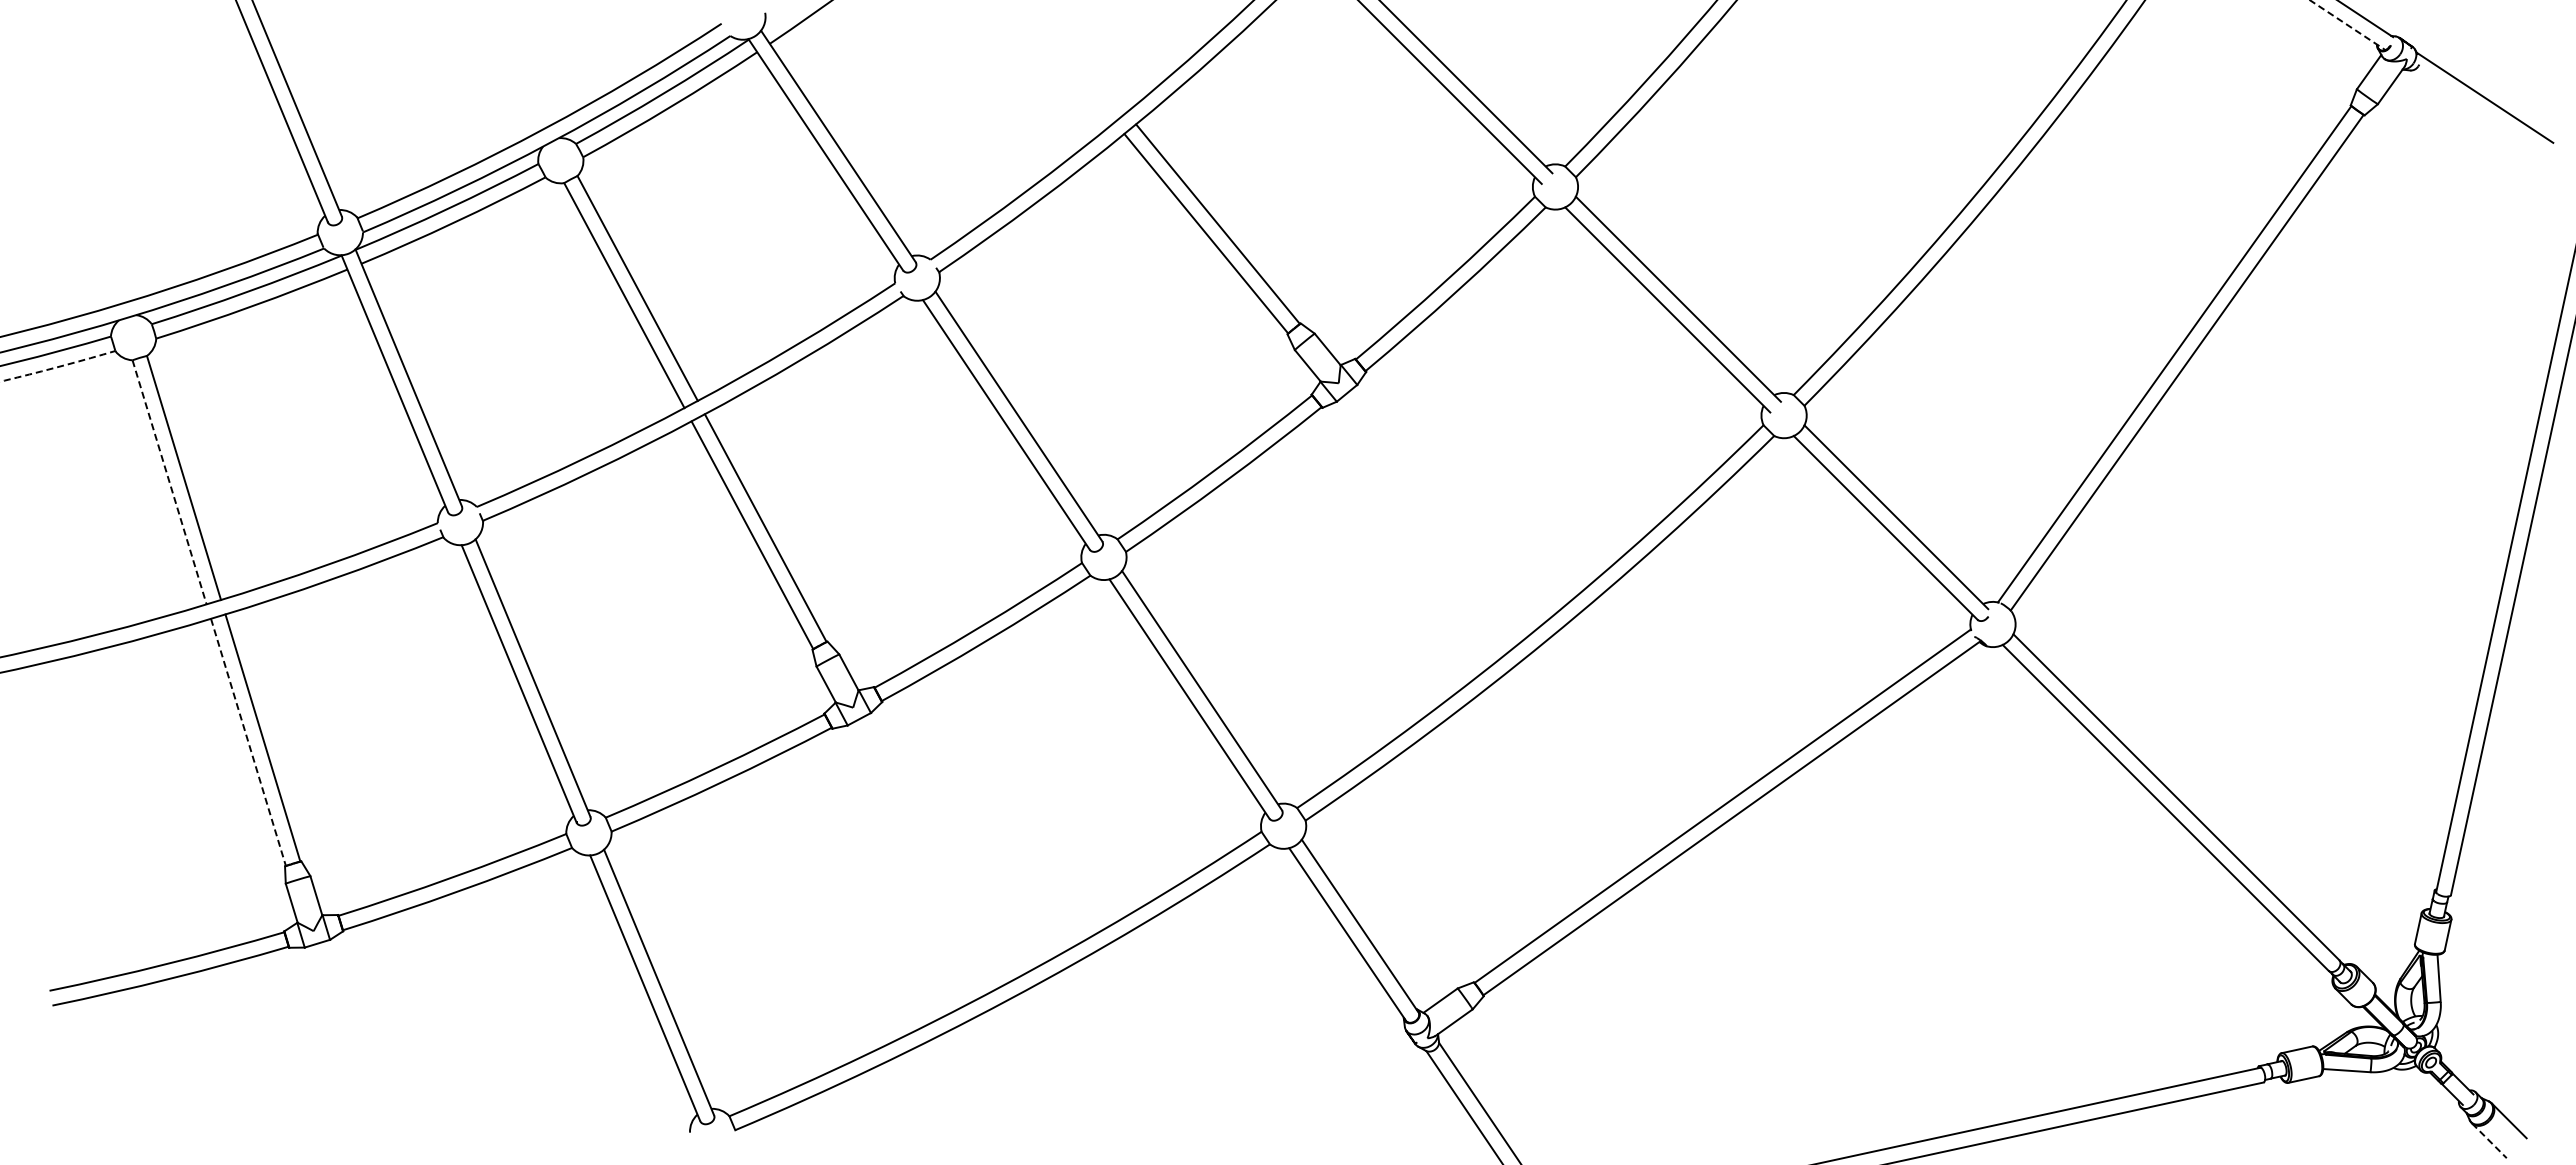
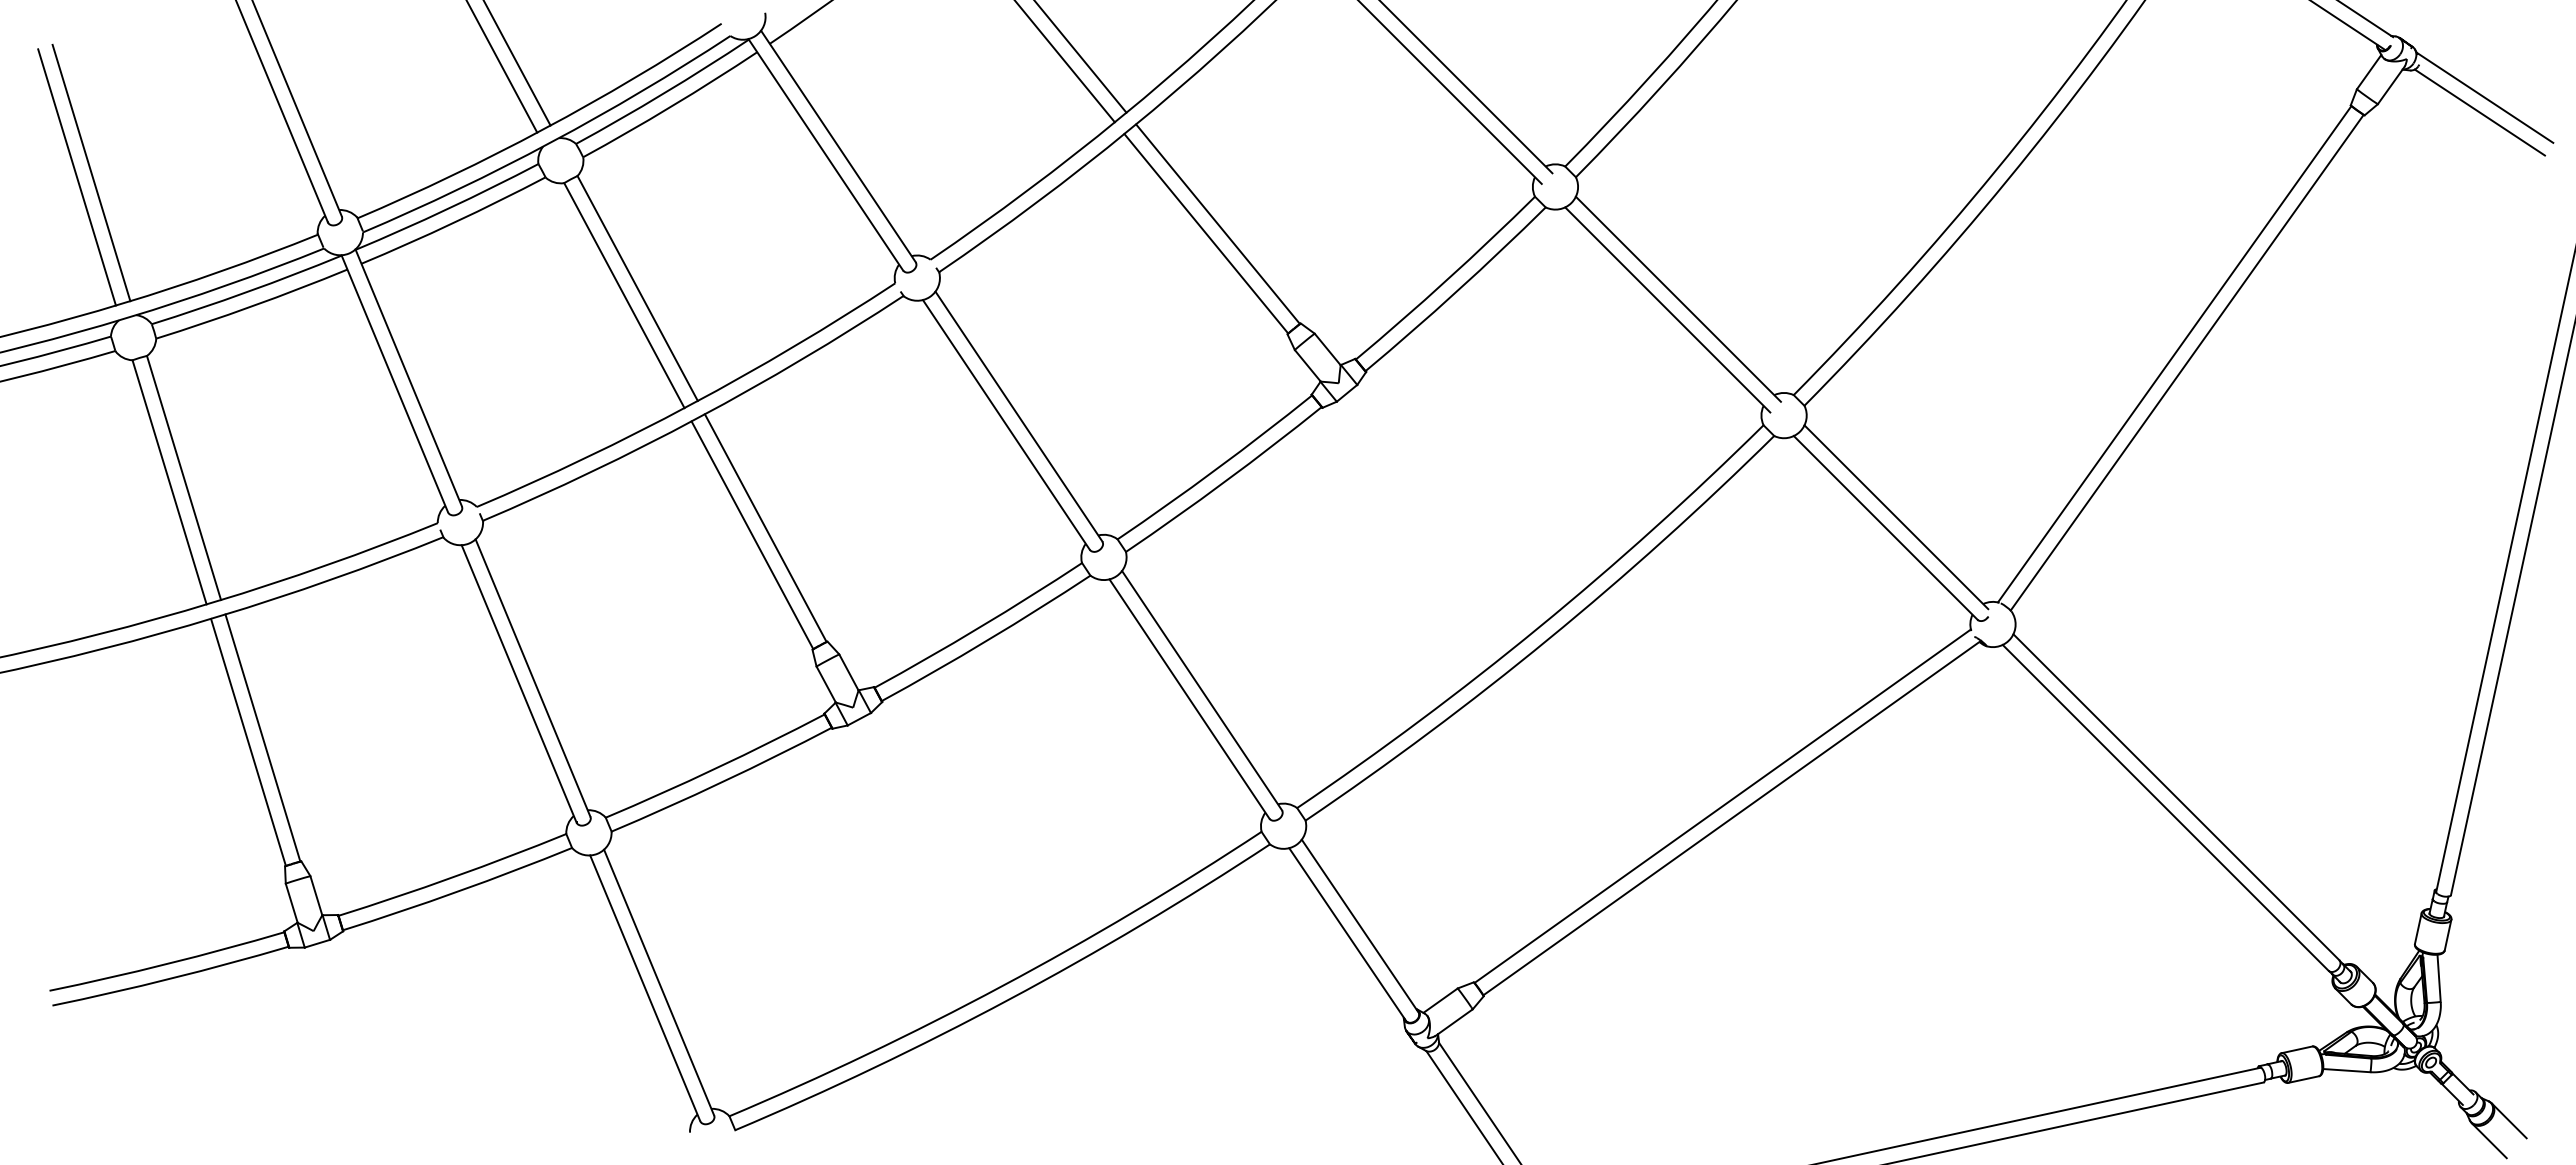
line: dashed -> solid (2348, 25)
line: none -> present (1080, 57)
line: none -> present (1065, 62)
line: none -> present (517, 63)
line: none -> present (502, 67)
line: none -> present (2479, 112)
line: none -> present (91, 172)
line: none -> present (76, 177)
arc: dashed -> solid (58, 366)
line: dashed -> solid (169, 482)
line: dashed -> solid (248, 742)
line: dashed -> solid (2489, 1140)
